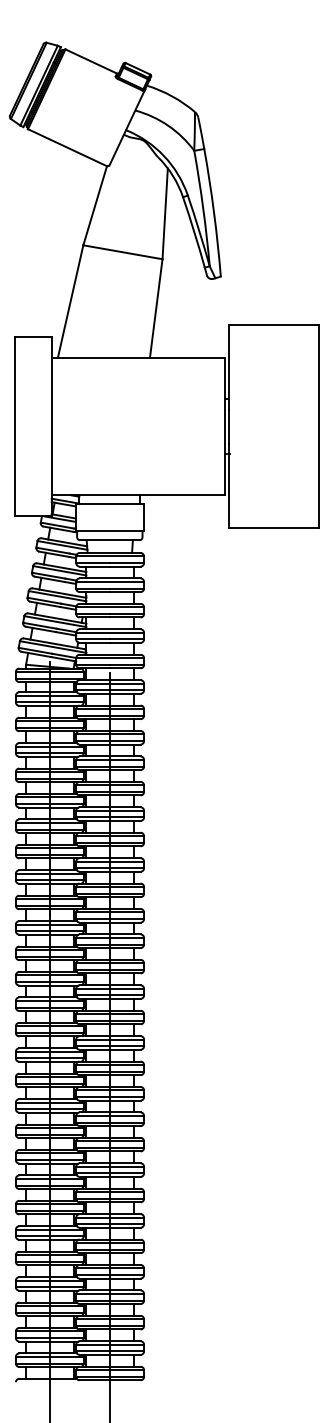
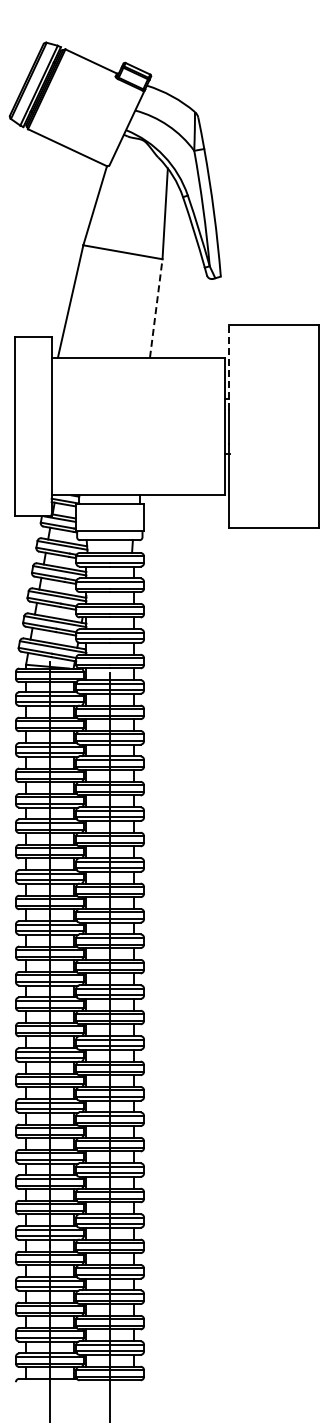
line: solid -> dashed (156, 308)
line: solid -> dashed (229, 366)
